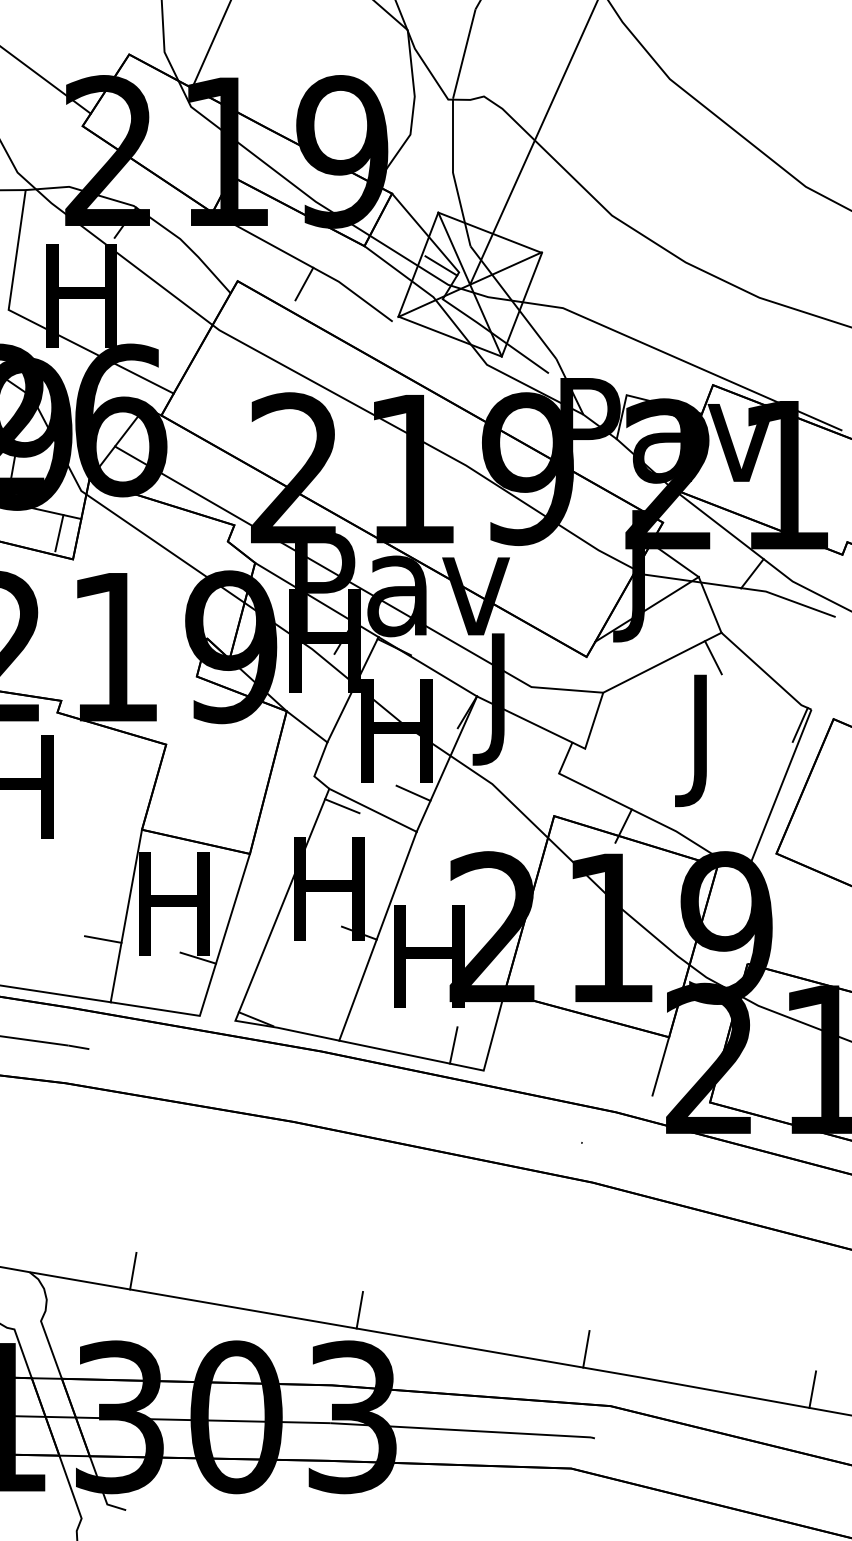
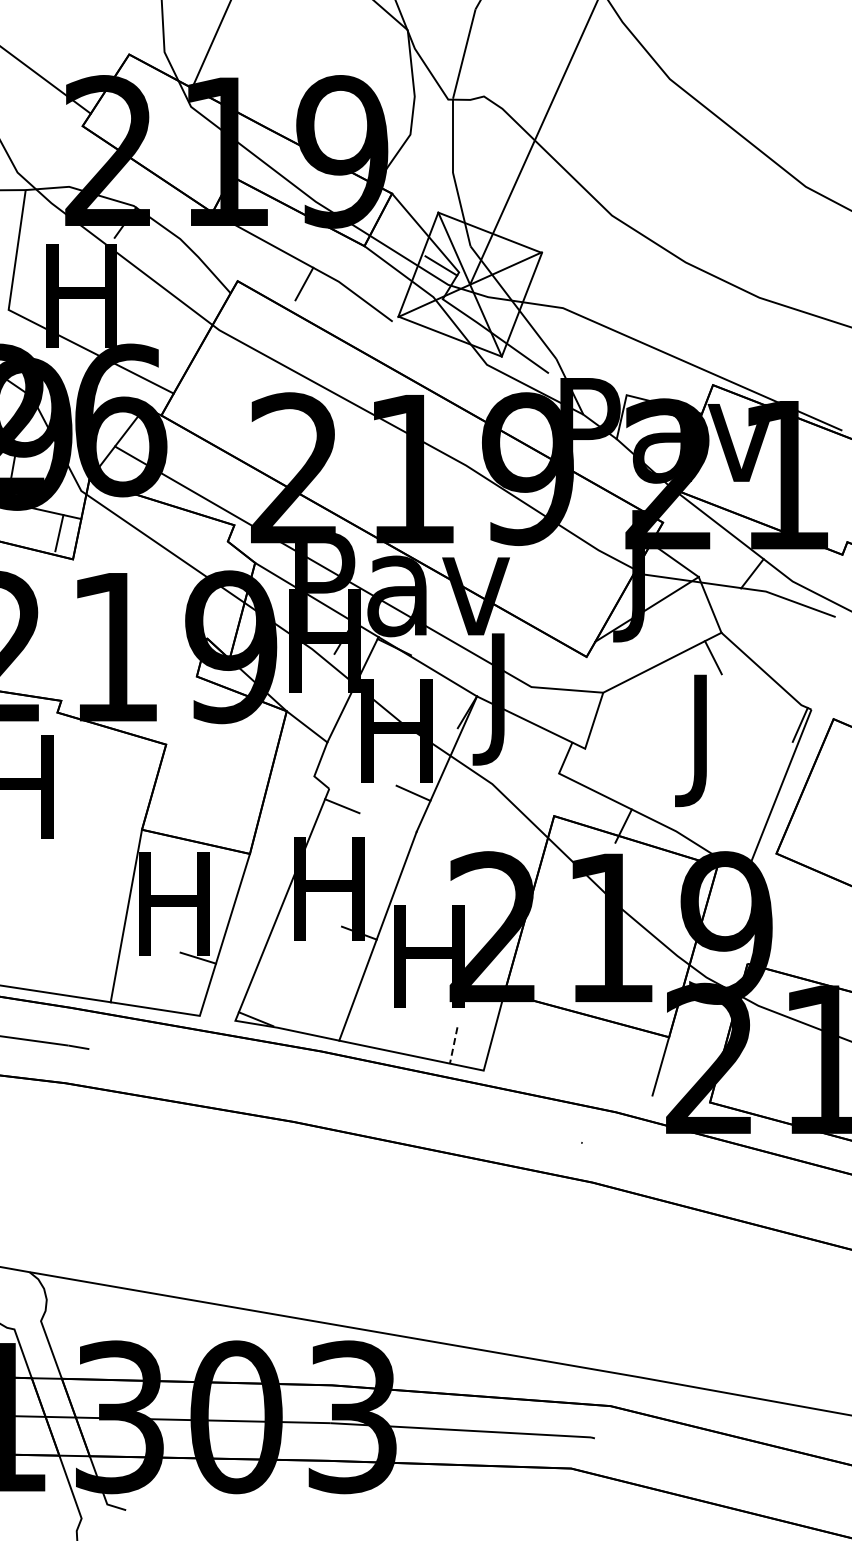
line: present -> none (372, 809)
line: present -> none (103, 939)
line: solid -> dashed (453, 1045)
line: present -> none (133, 1270)
line: present -> none (359, 1309)
line: present -> none (586, 1349)
line: present -> none (812, 1389)
